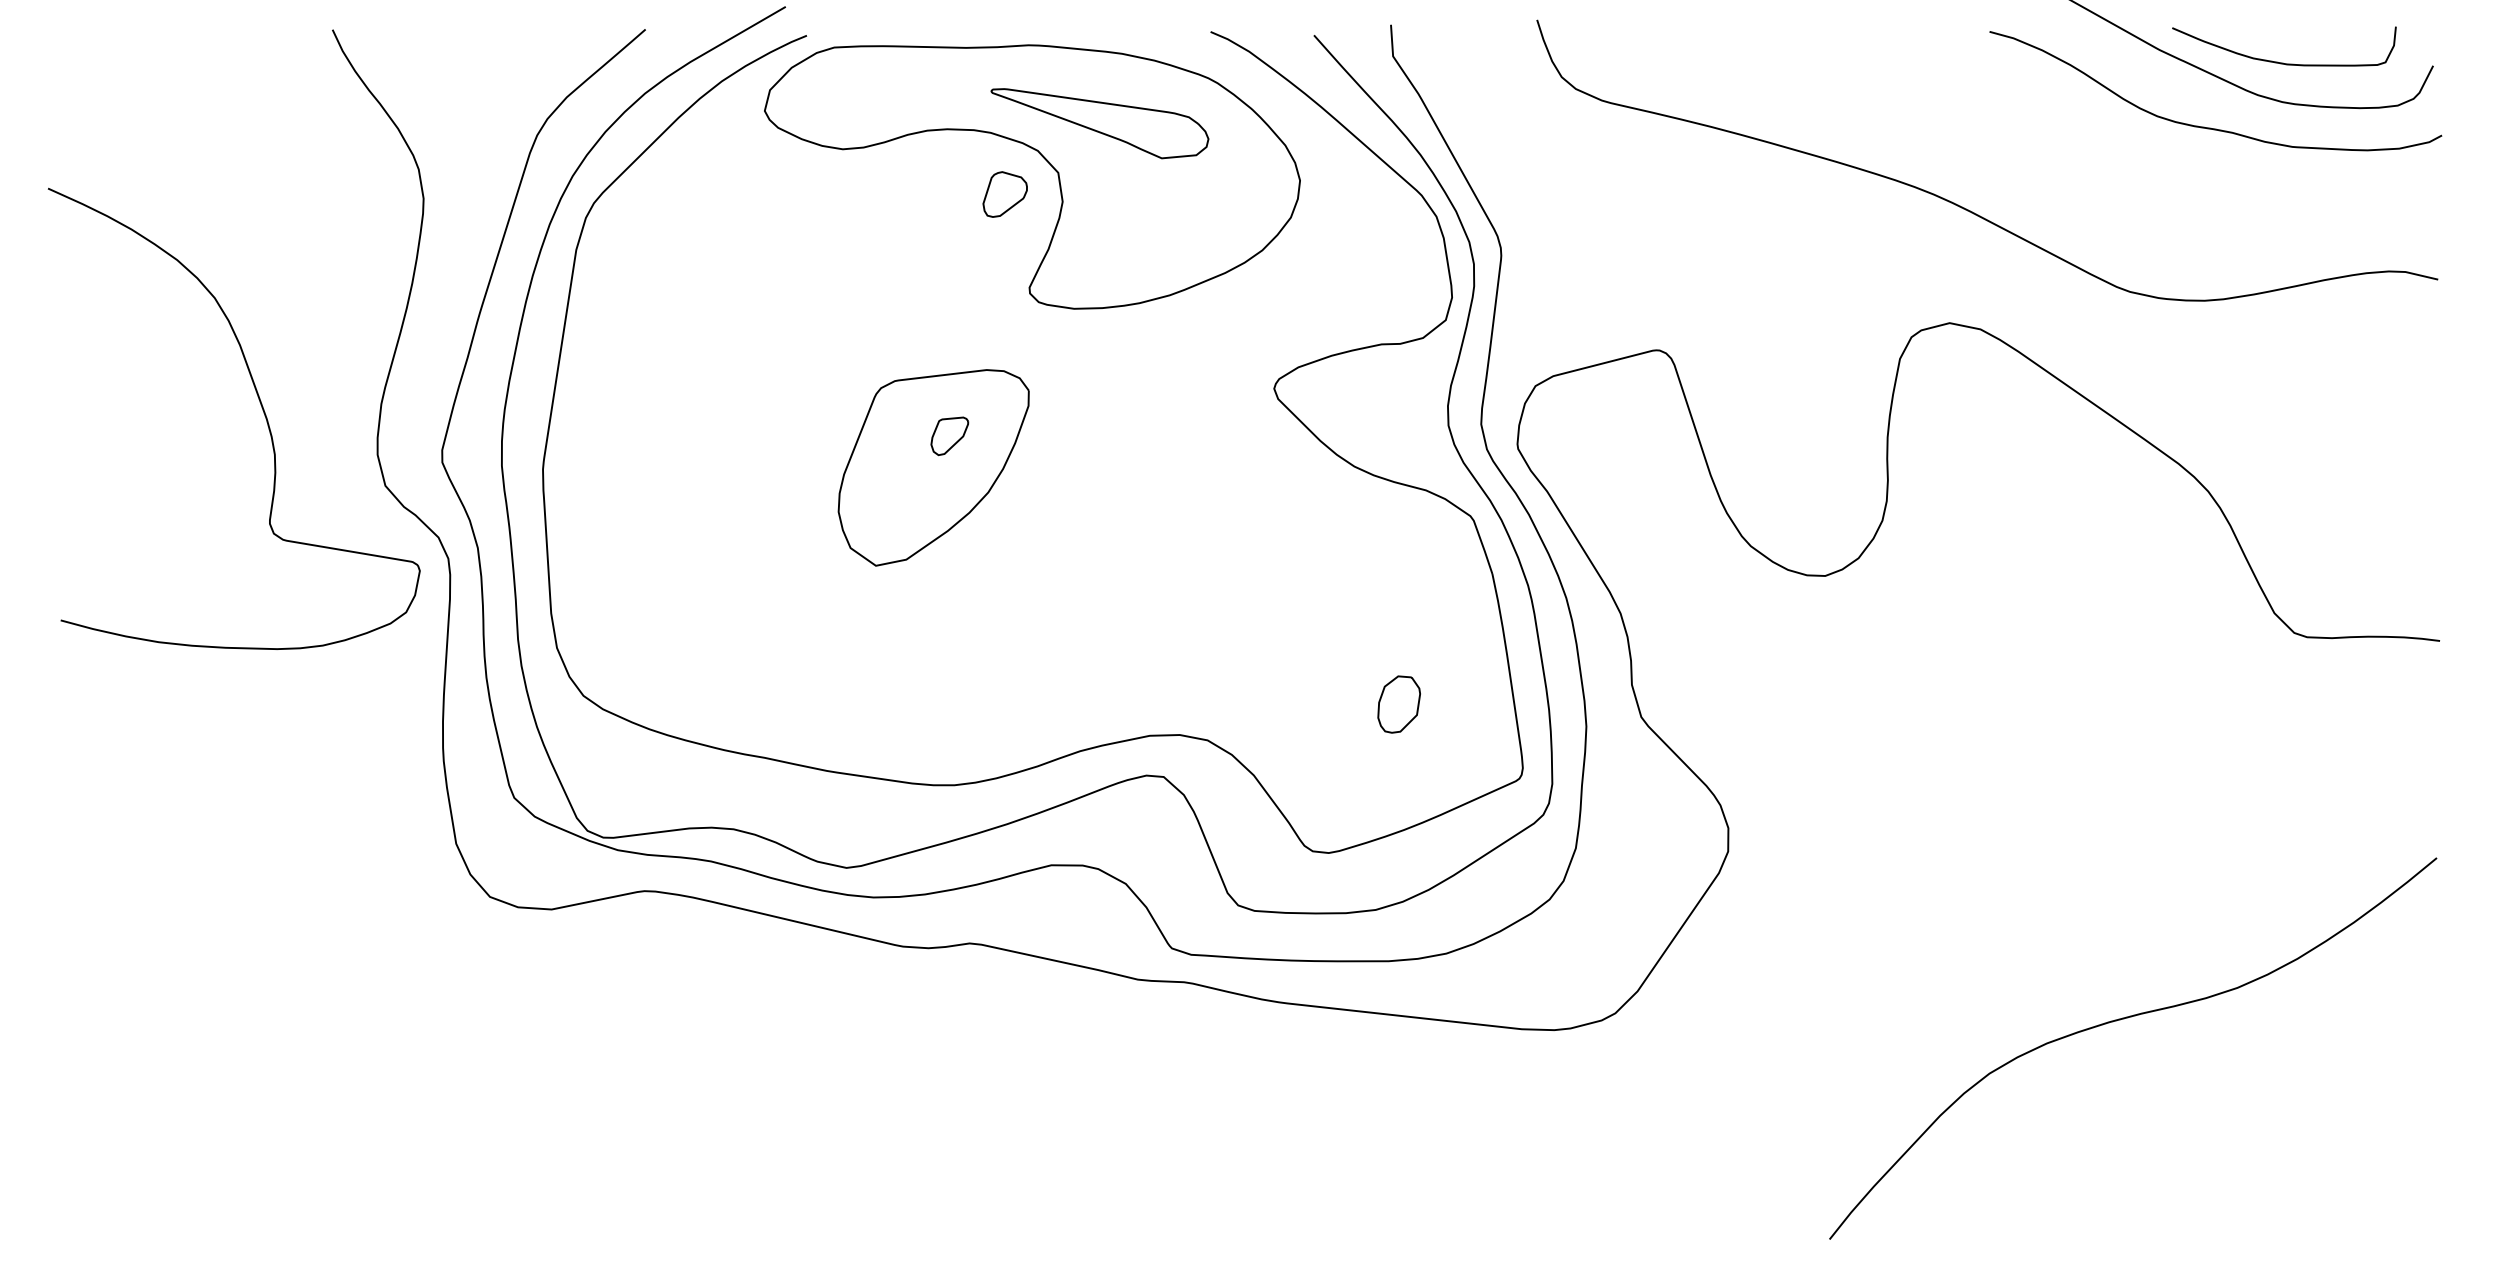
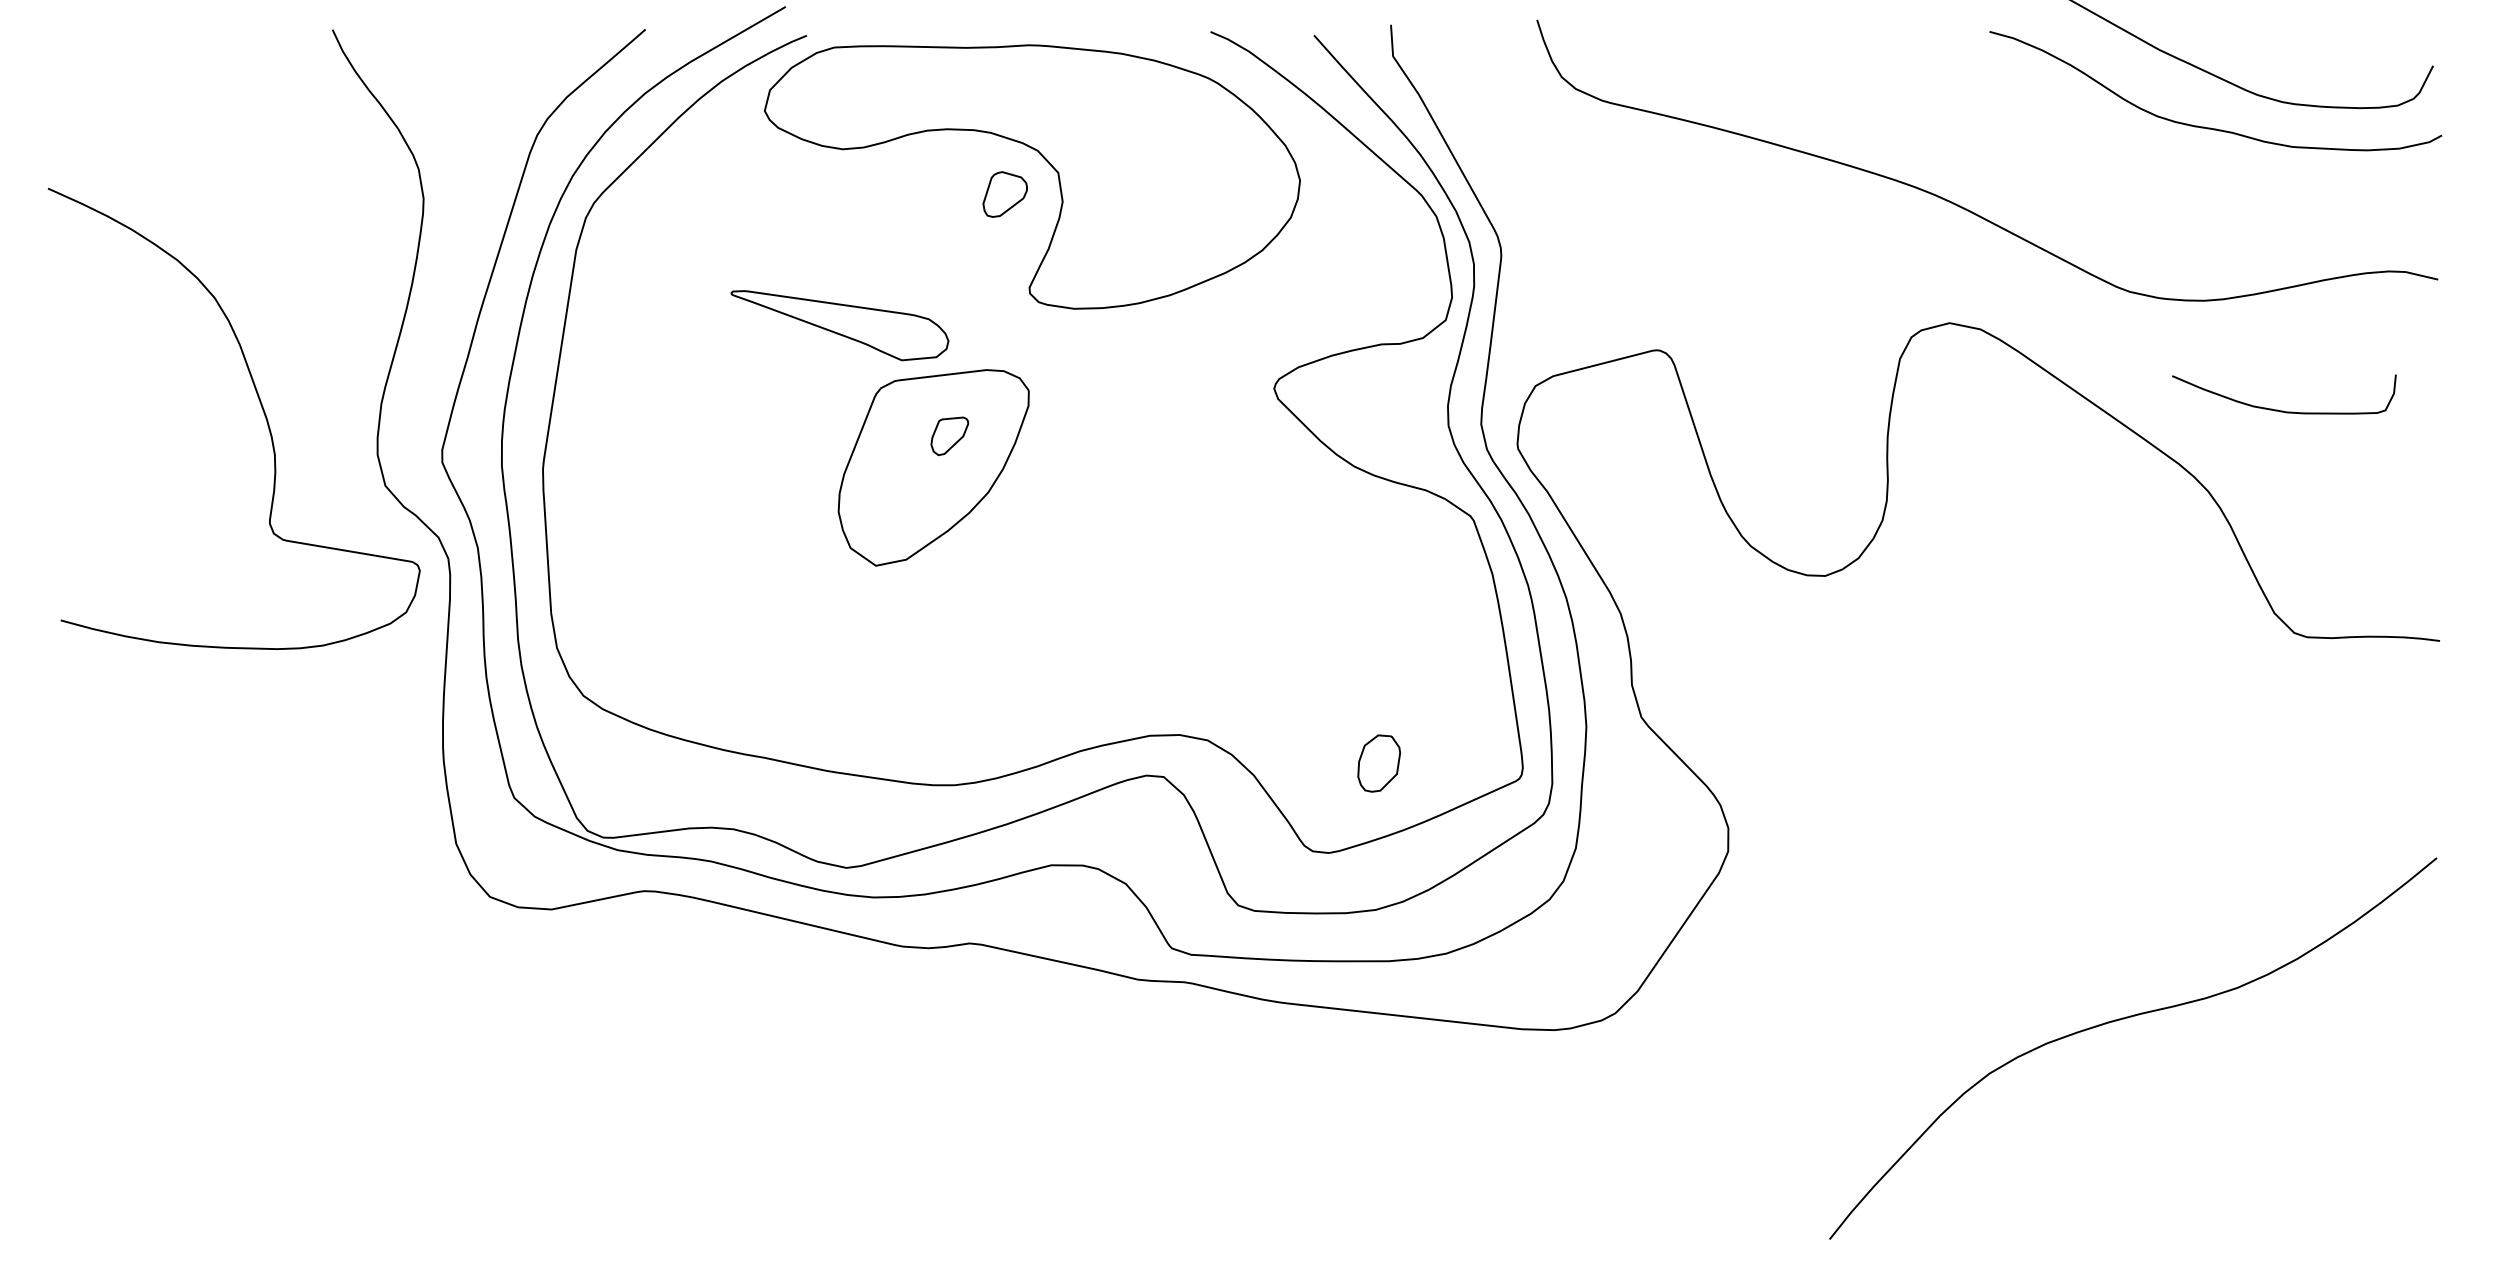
curve position: (2283, 62) -> (2283, 410) (2283, 410)
part position: (1099, 123) -> (839, 325) (839, 325)
part position: (1398, 704) -> (1378, 763) (1378, 763)
